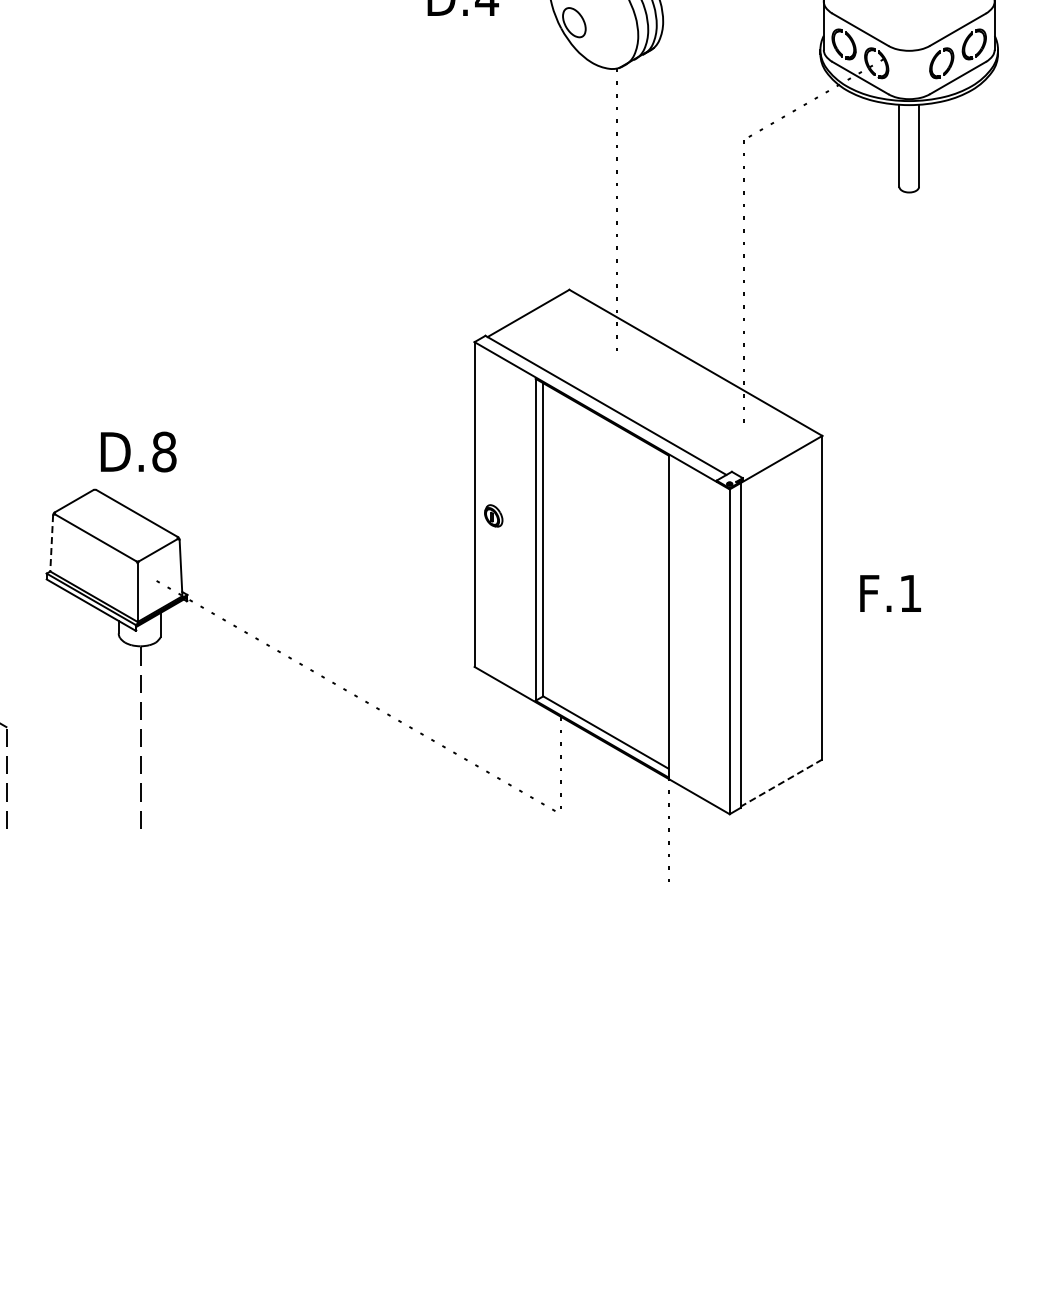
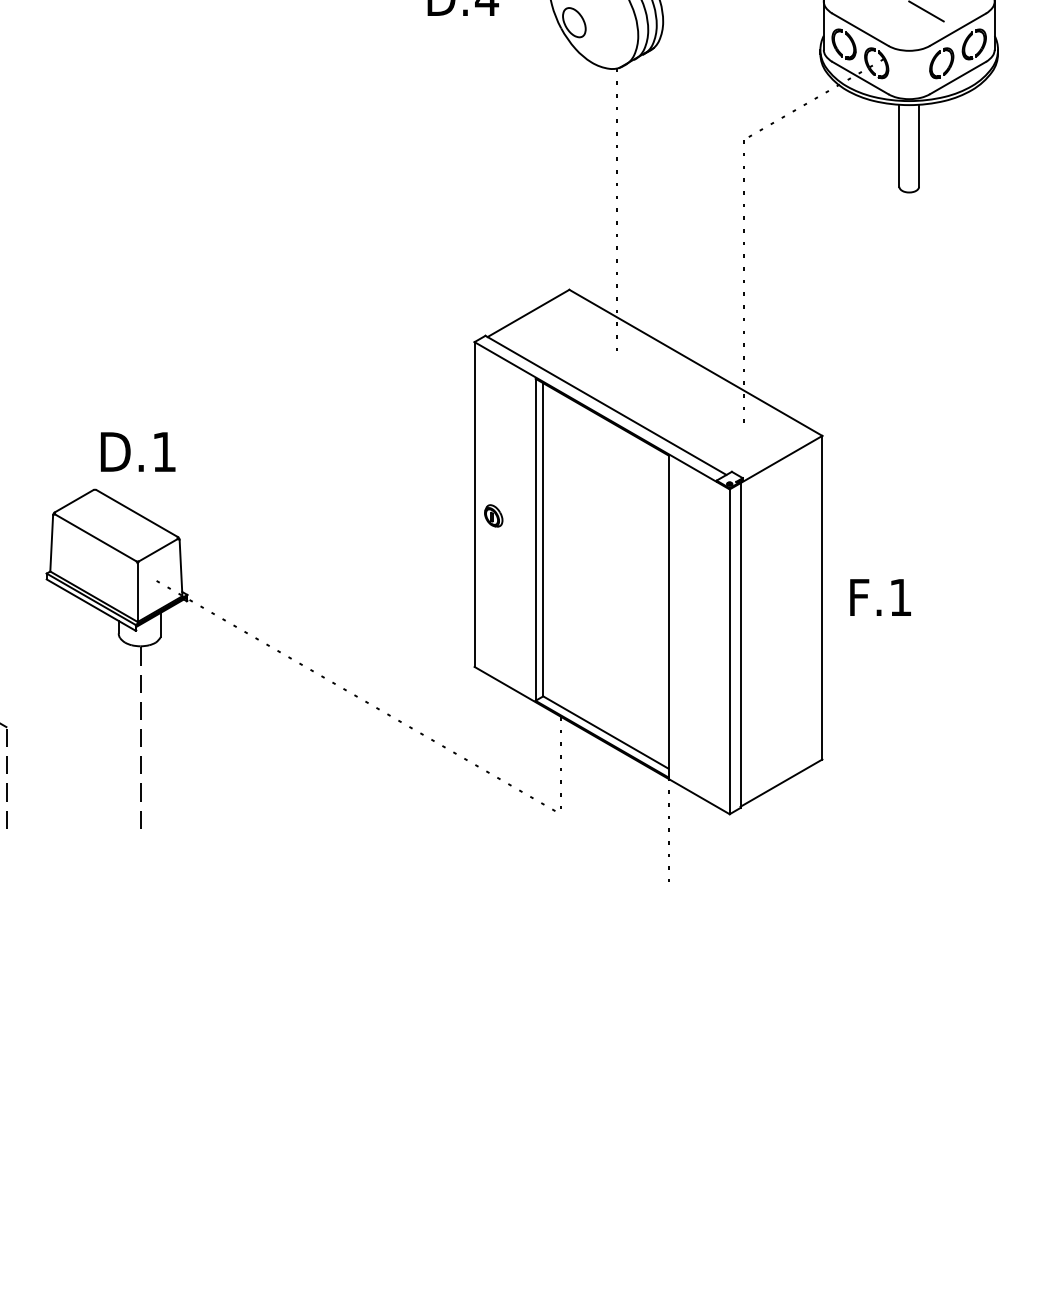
line: none -> present (926, 11)
text: D.8 -> D.1 (164, 451)
line: dashed -> solid (51, 543)
text position: (890, 593) -> (880, 597) (880, 597)
line: dashed -> solid (781, 783)
